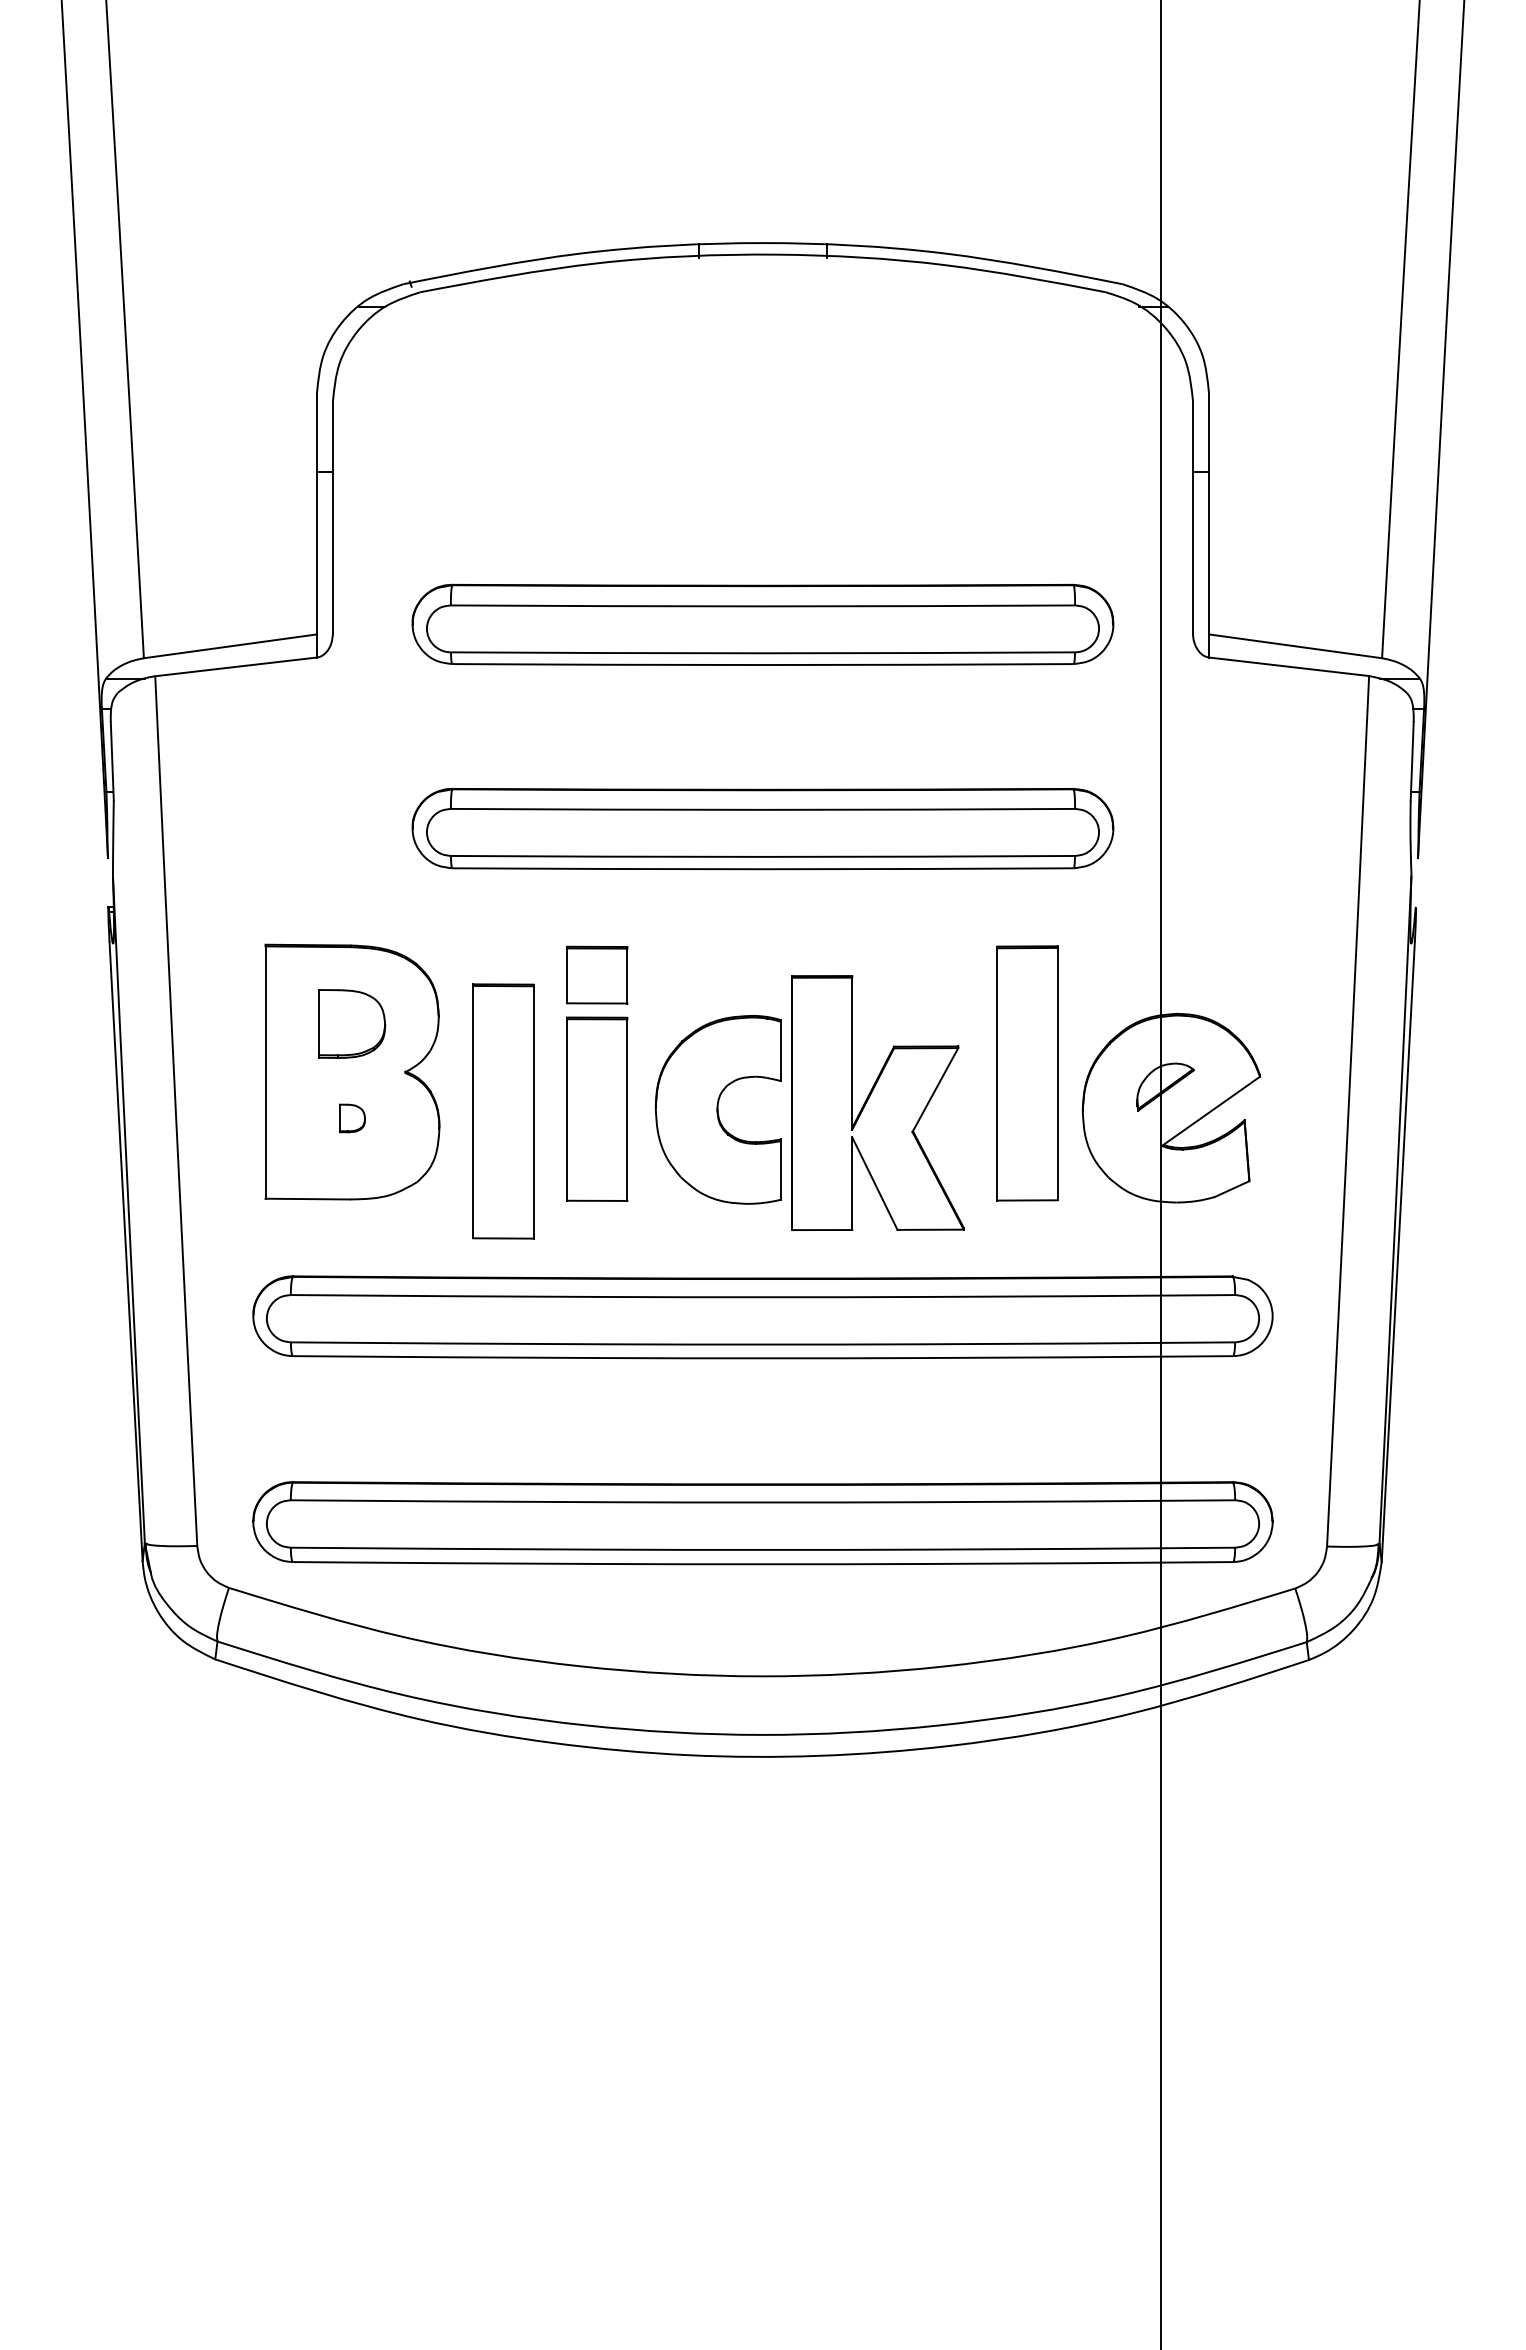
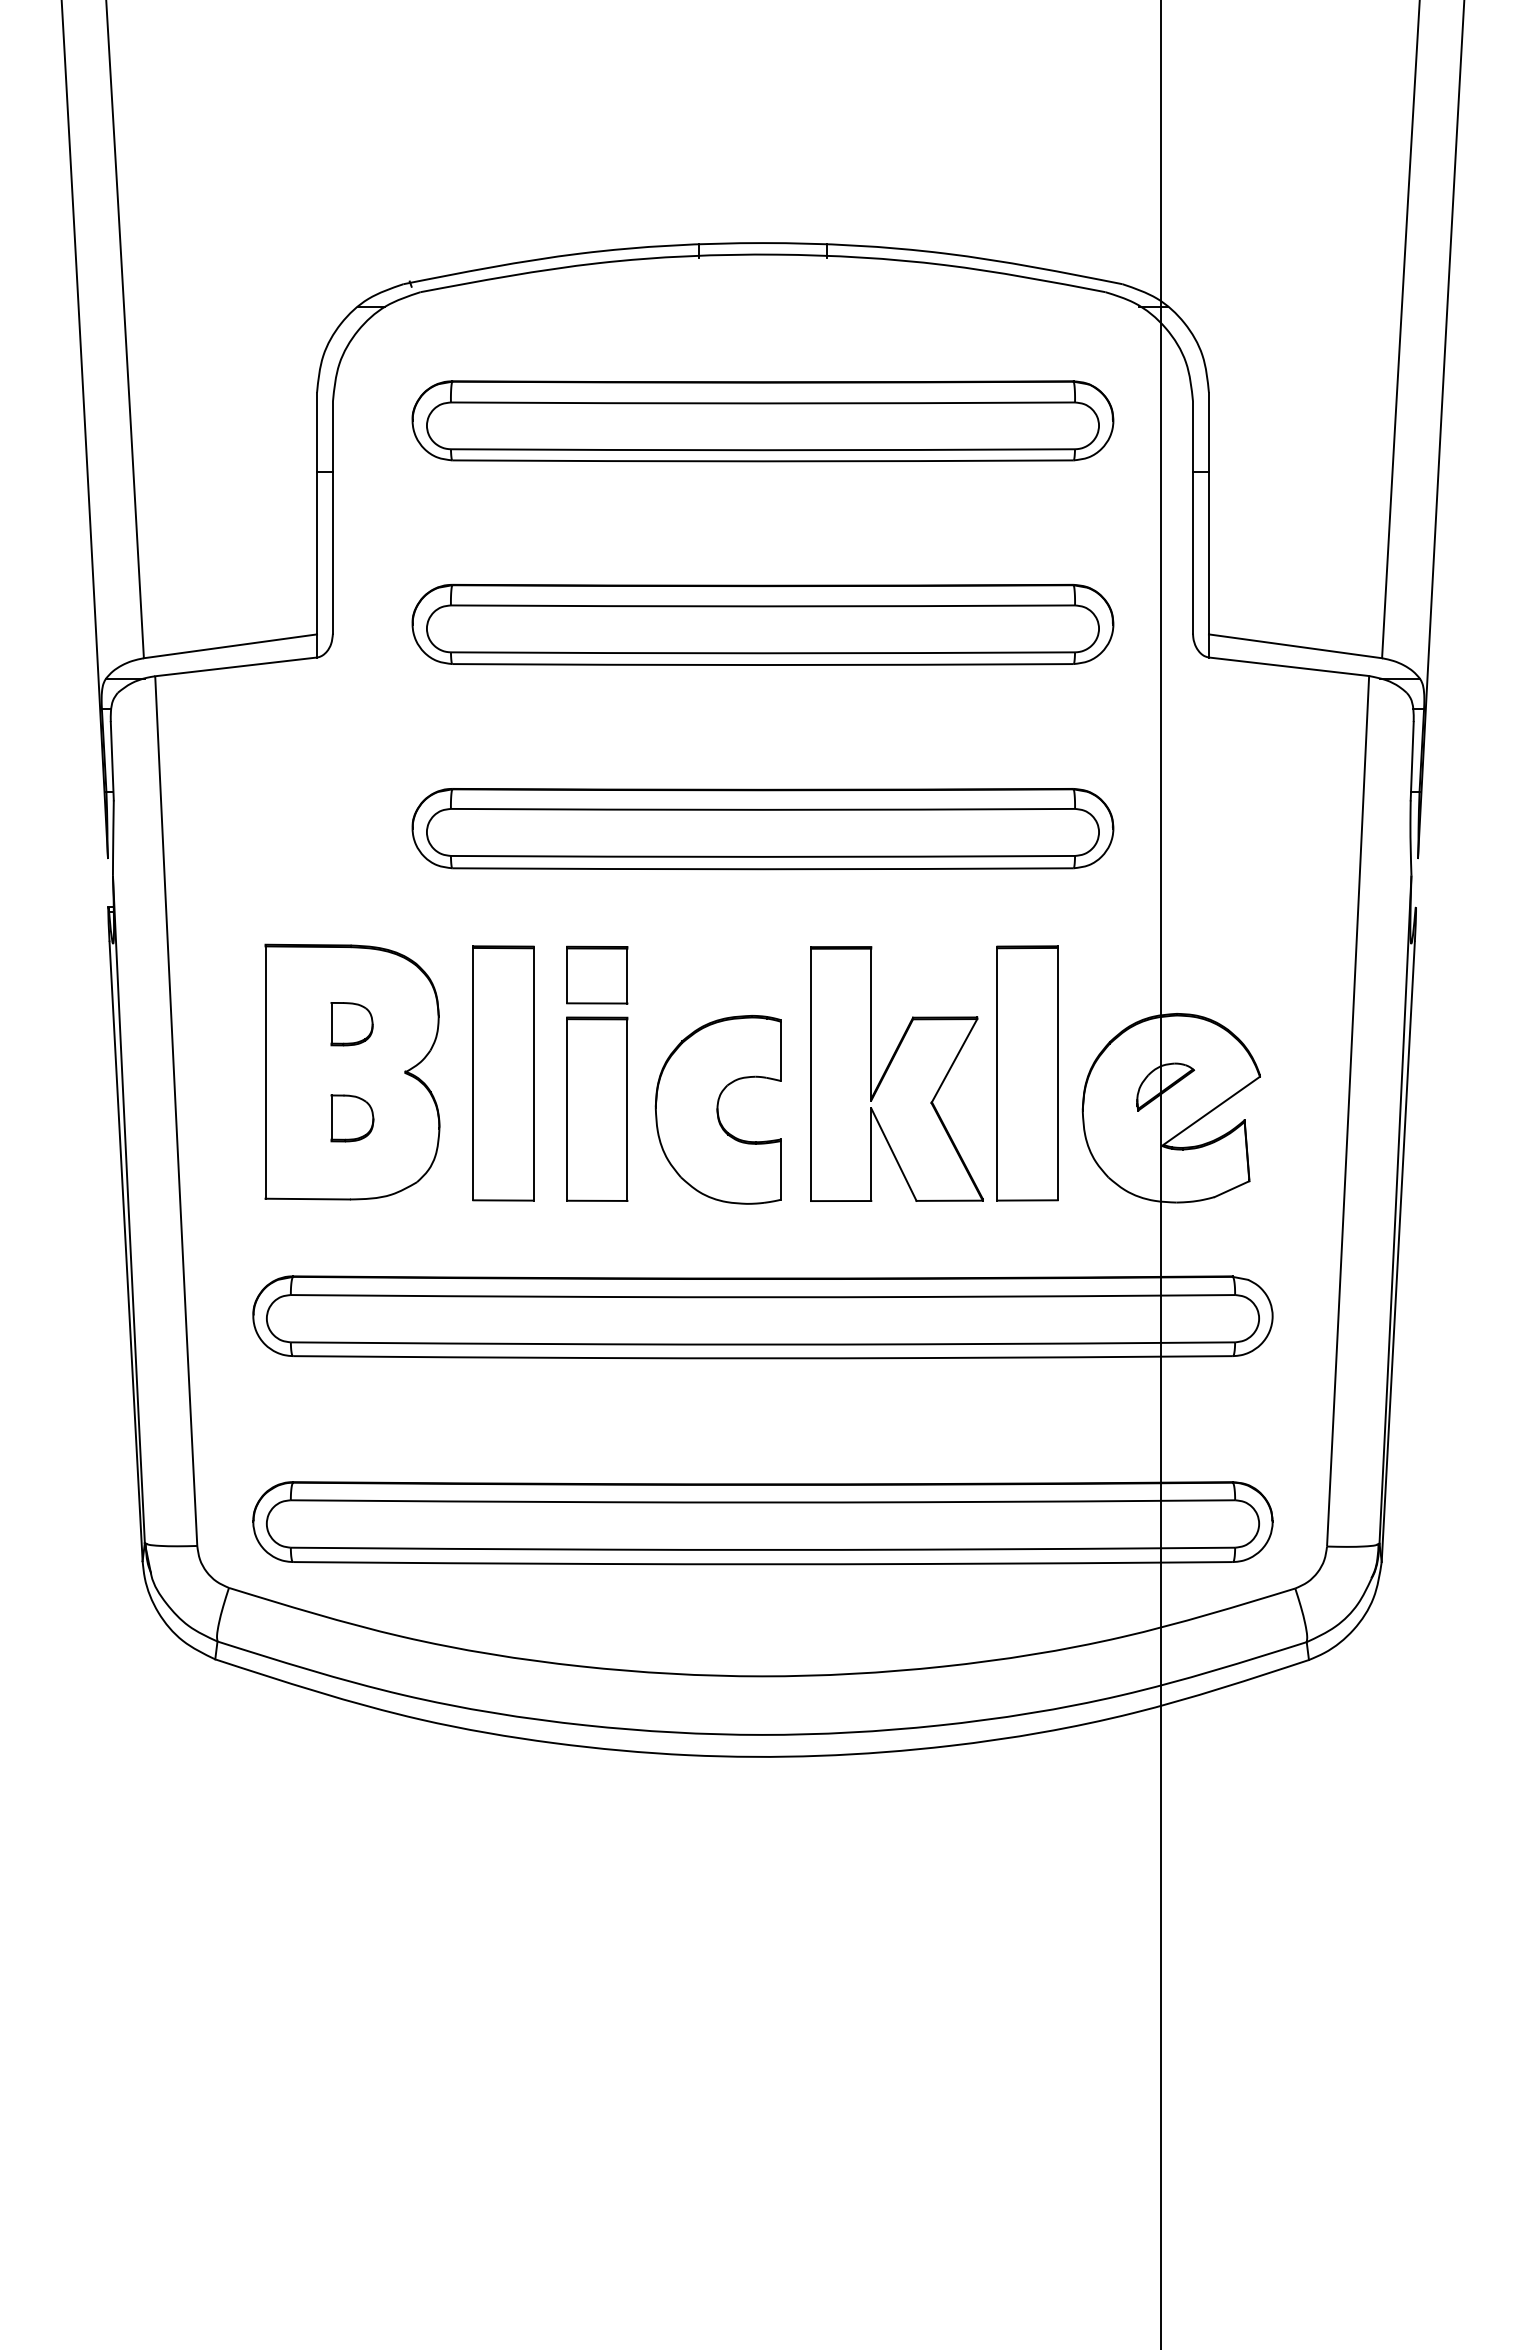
part: none -> present (762, 421)
part size: 69x70 px -> 44x45 px (351, 1024)
part position: (877, 1102) -> (896, 1073) (896, 1073)
part position: (503, 1111) -> (503, 1073) (503, 1073)
part size: 27x31 px -> 45x49 px (352, 1118)
